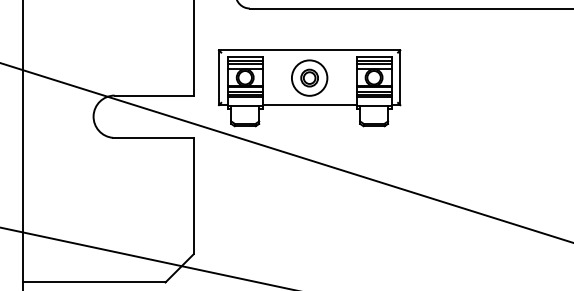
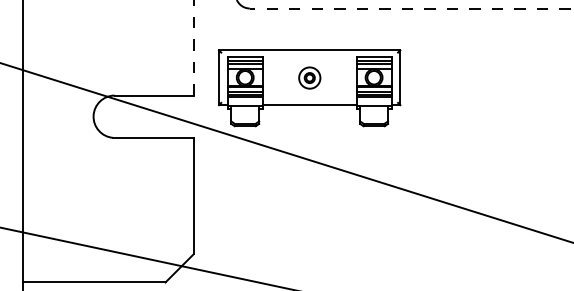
line: solid -> dashed (411, 8)
line: solid -> dashed (193, 47)
part size: 38x38 px -> 24x24 px (309, 77)
